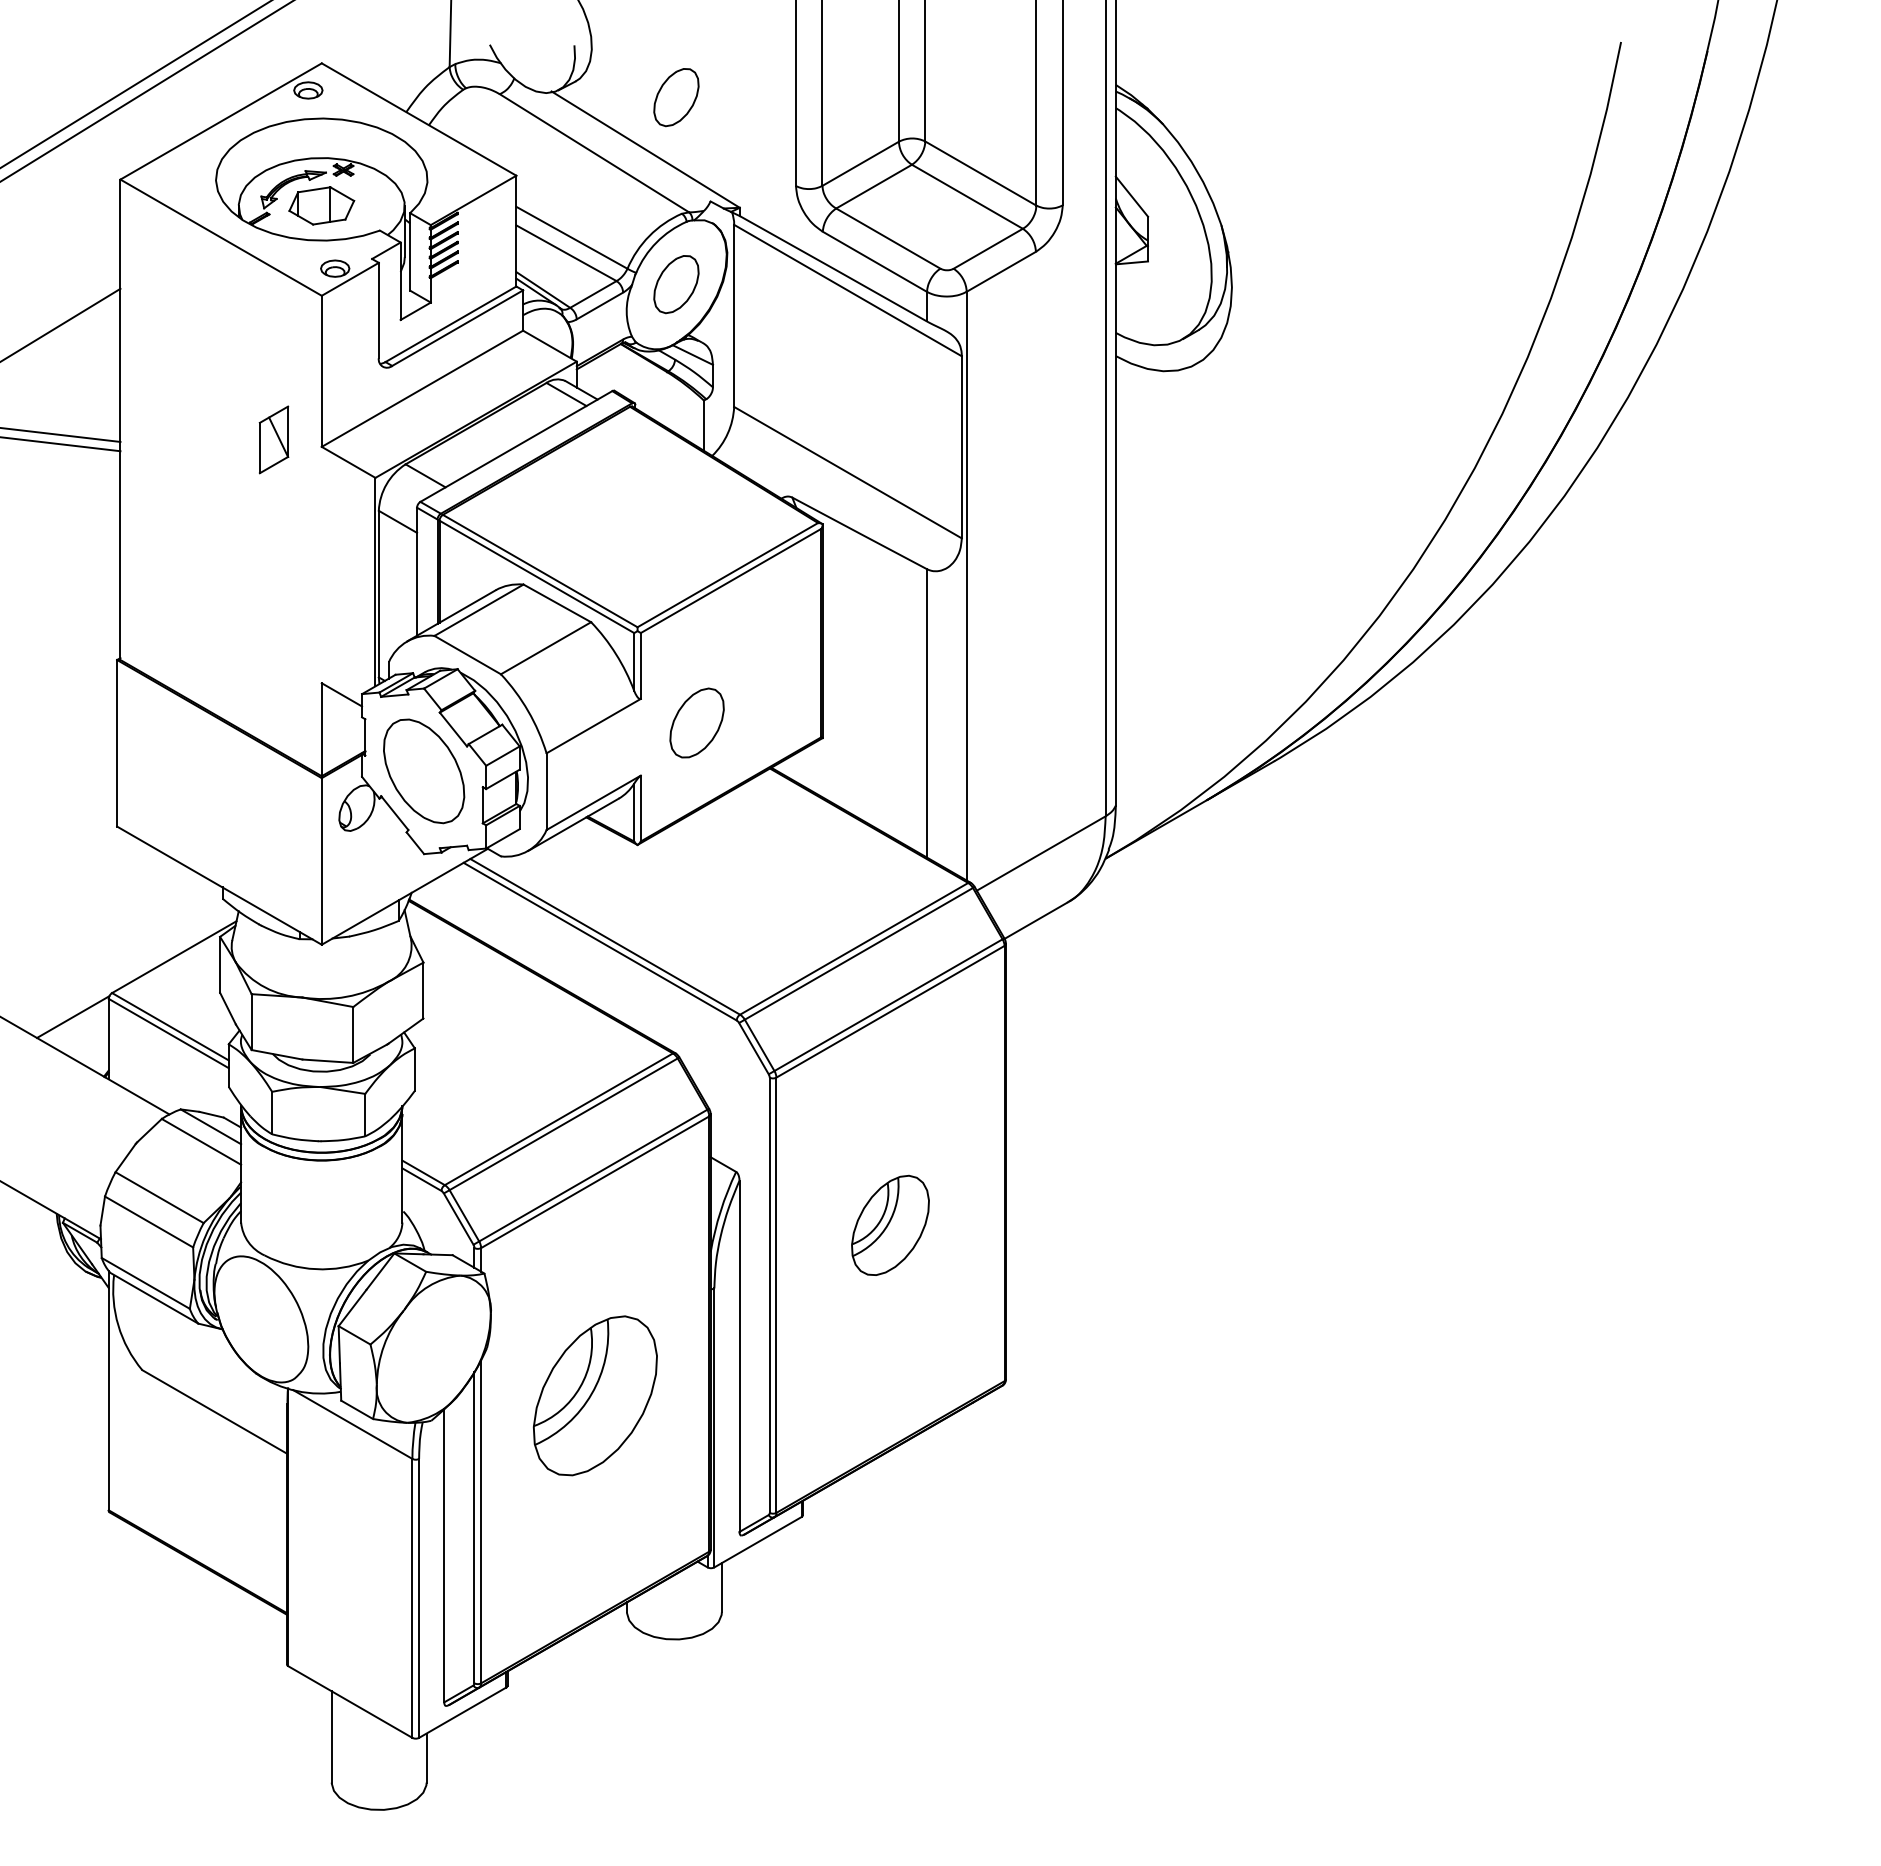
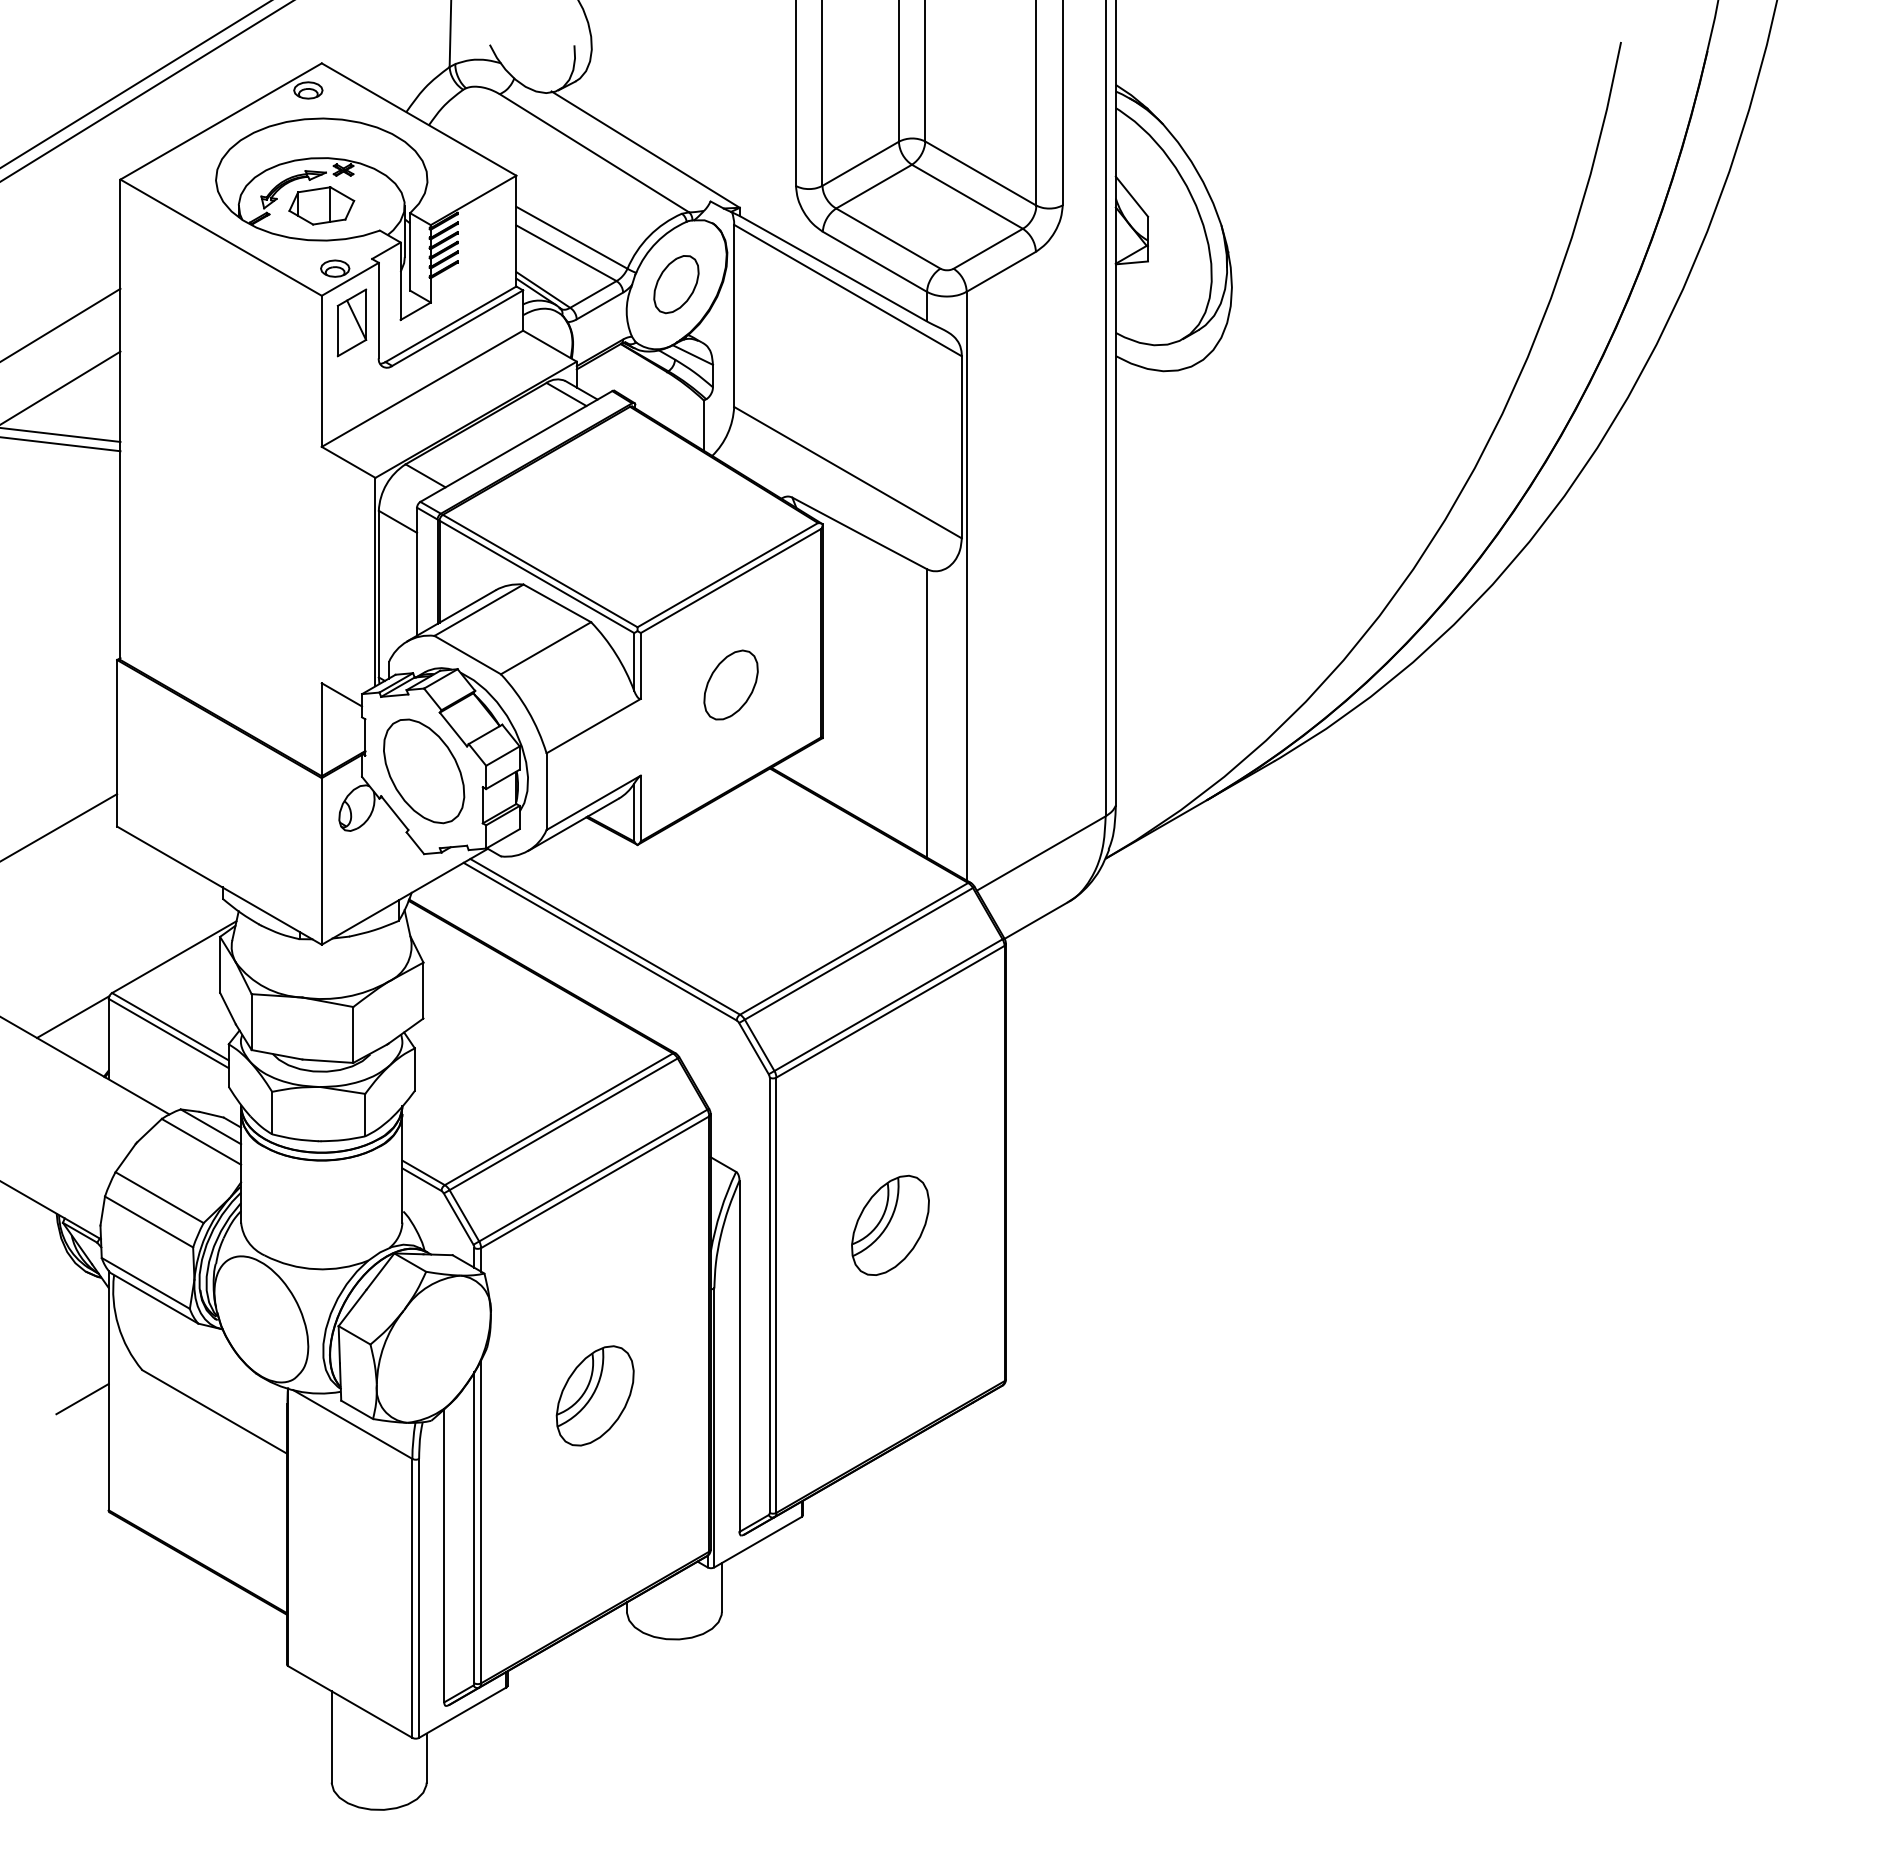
part: present -> none (676, 97)
line: none -> present (61, 387)
part position: (273, 439) -> (351, 322) (351, 322)
part position: (696, 722) -> (730, 684) (730, 684)
line: none -> present (59, 827)
part size: 126x162 px -> 80x102 px (594, 1395)
line: none -> present (82, 1399)
